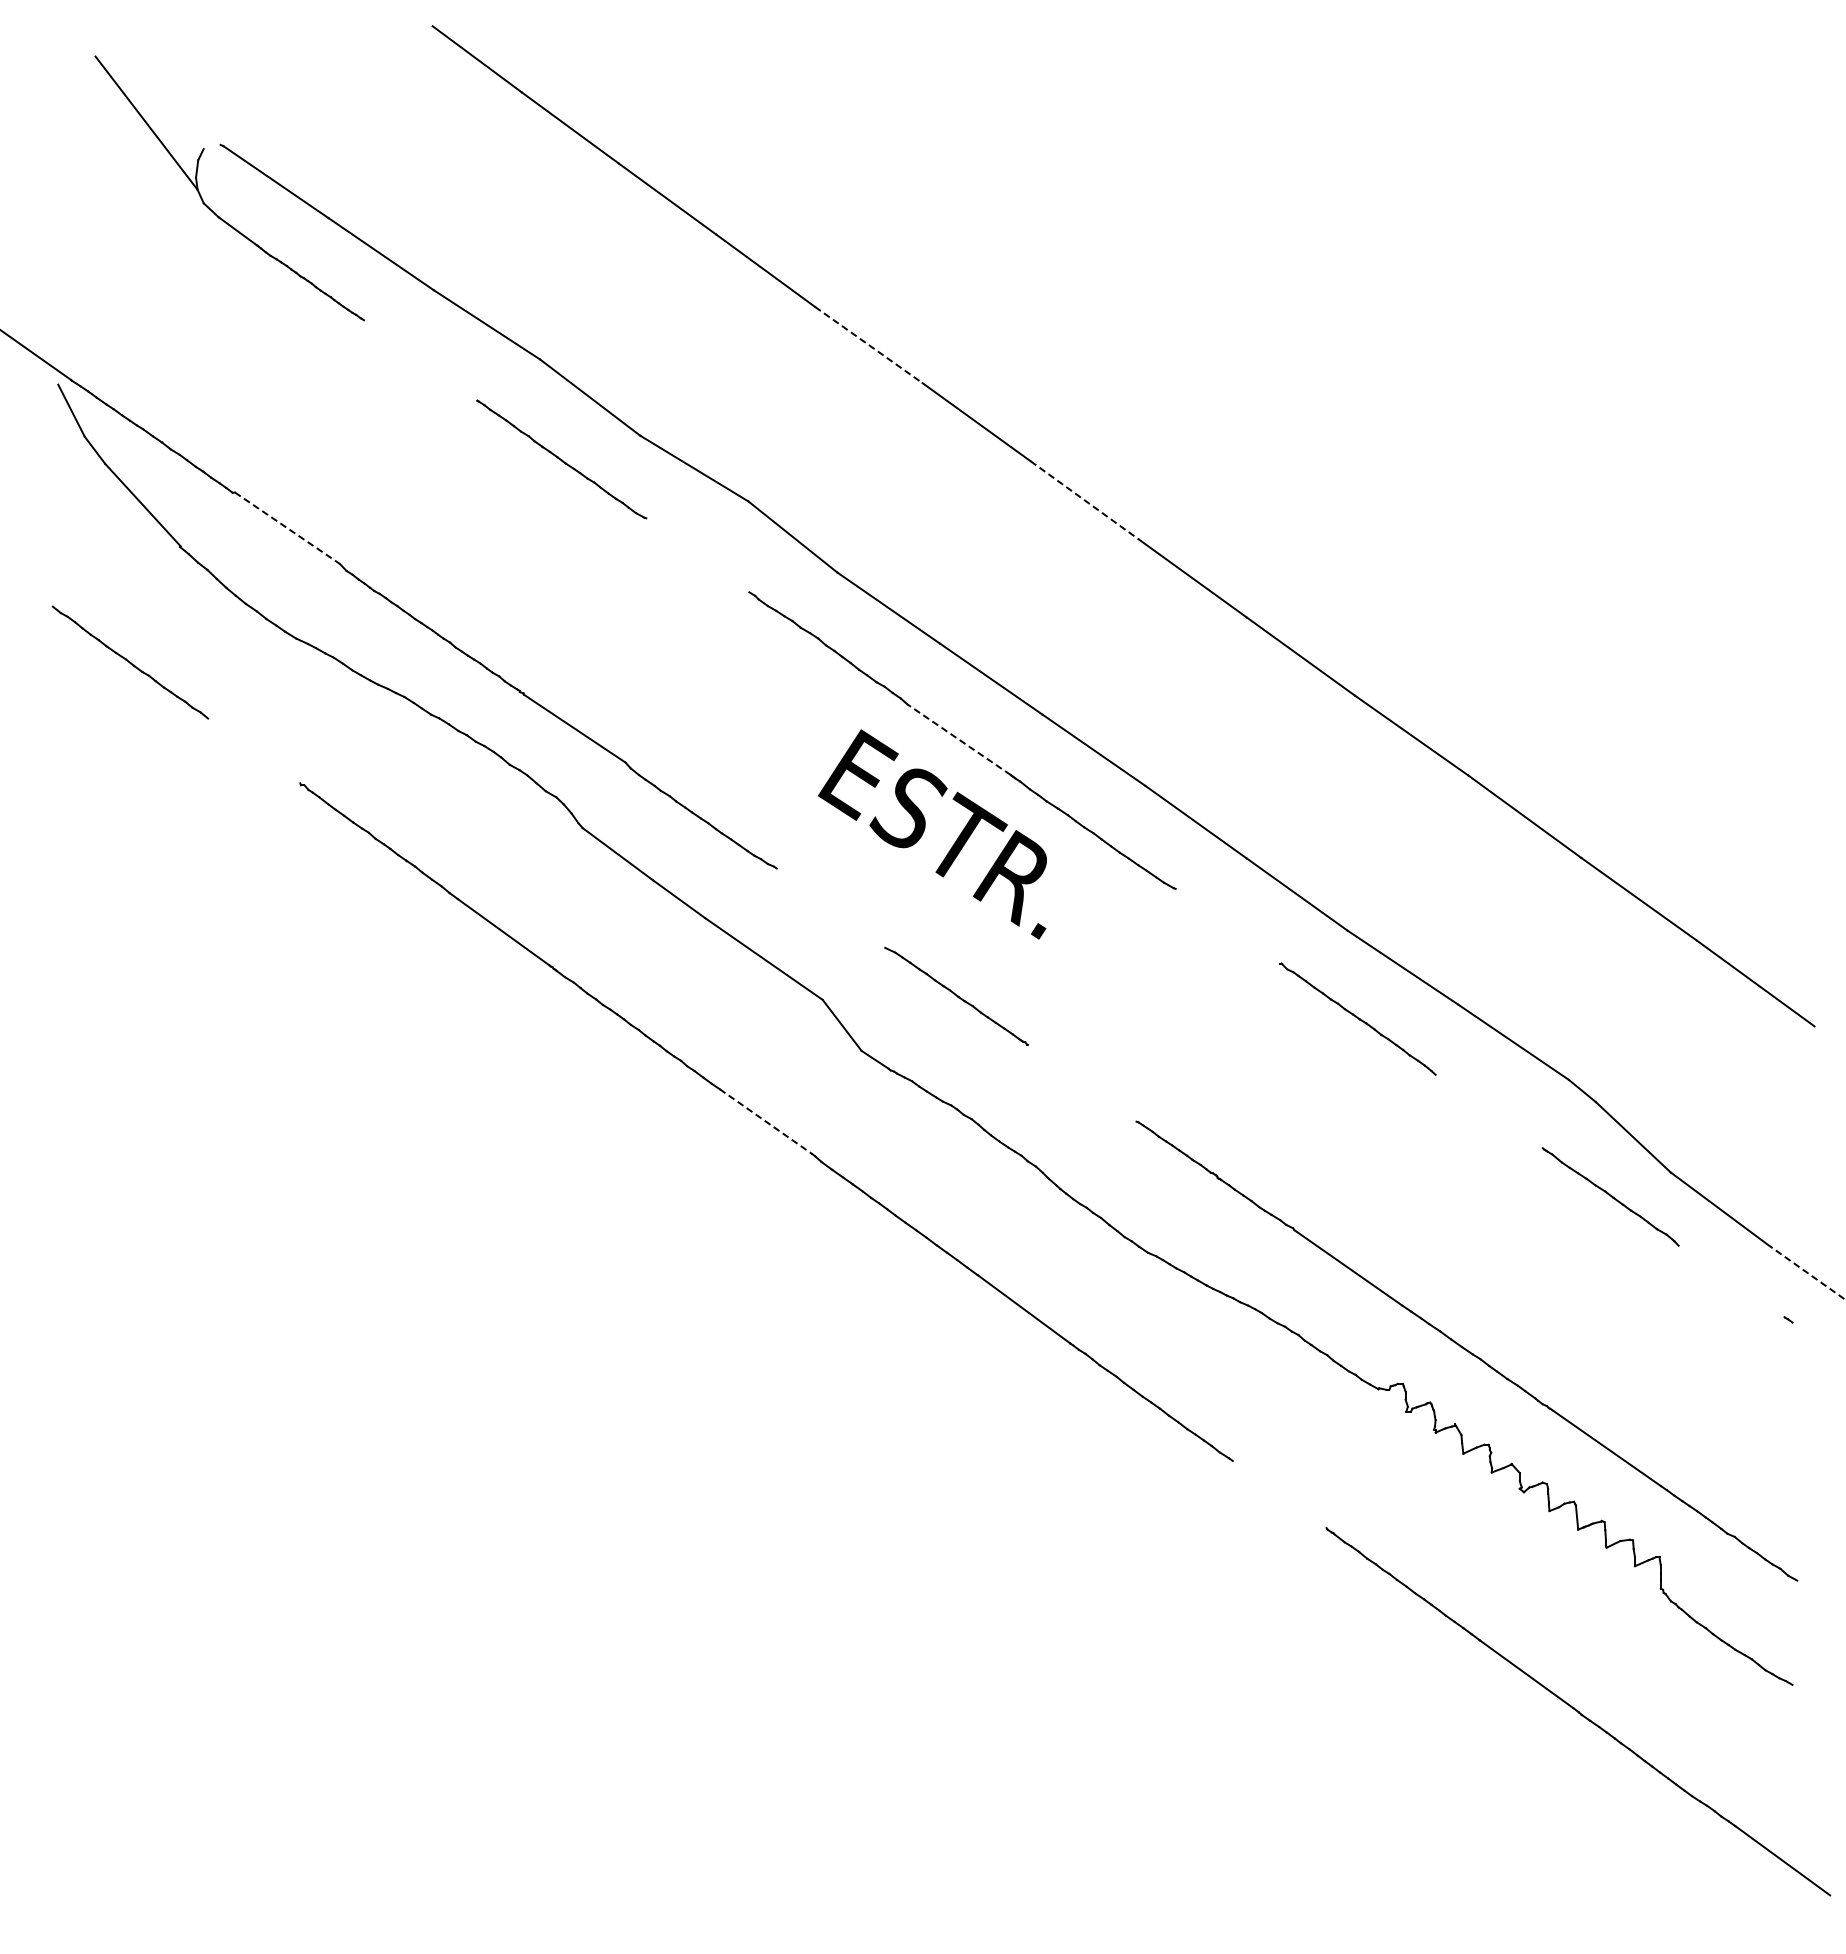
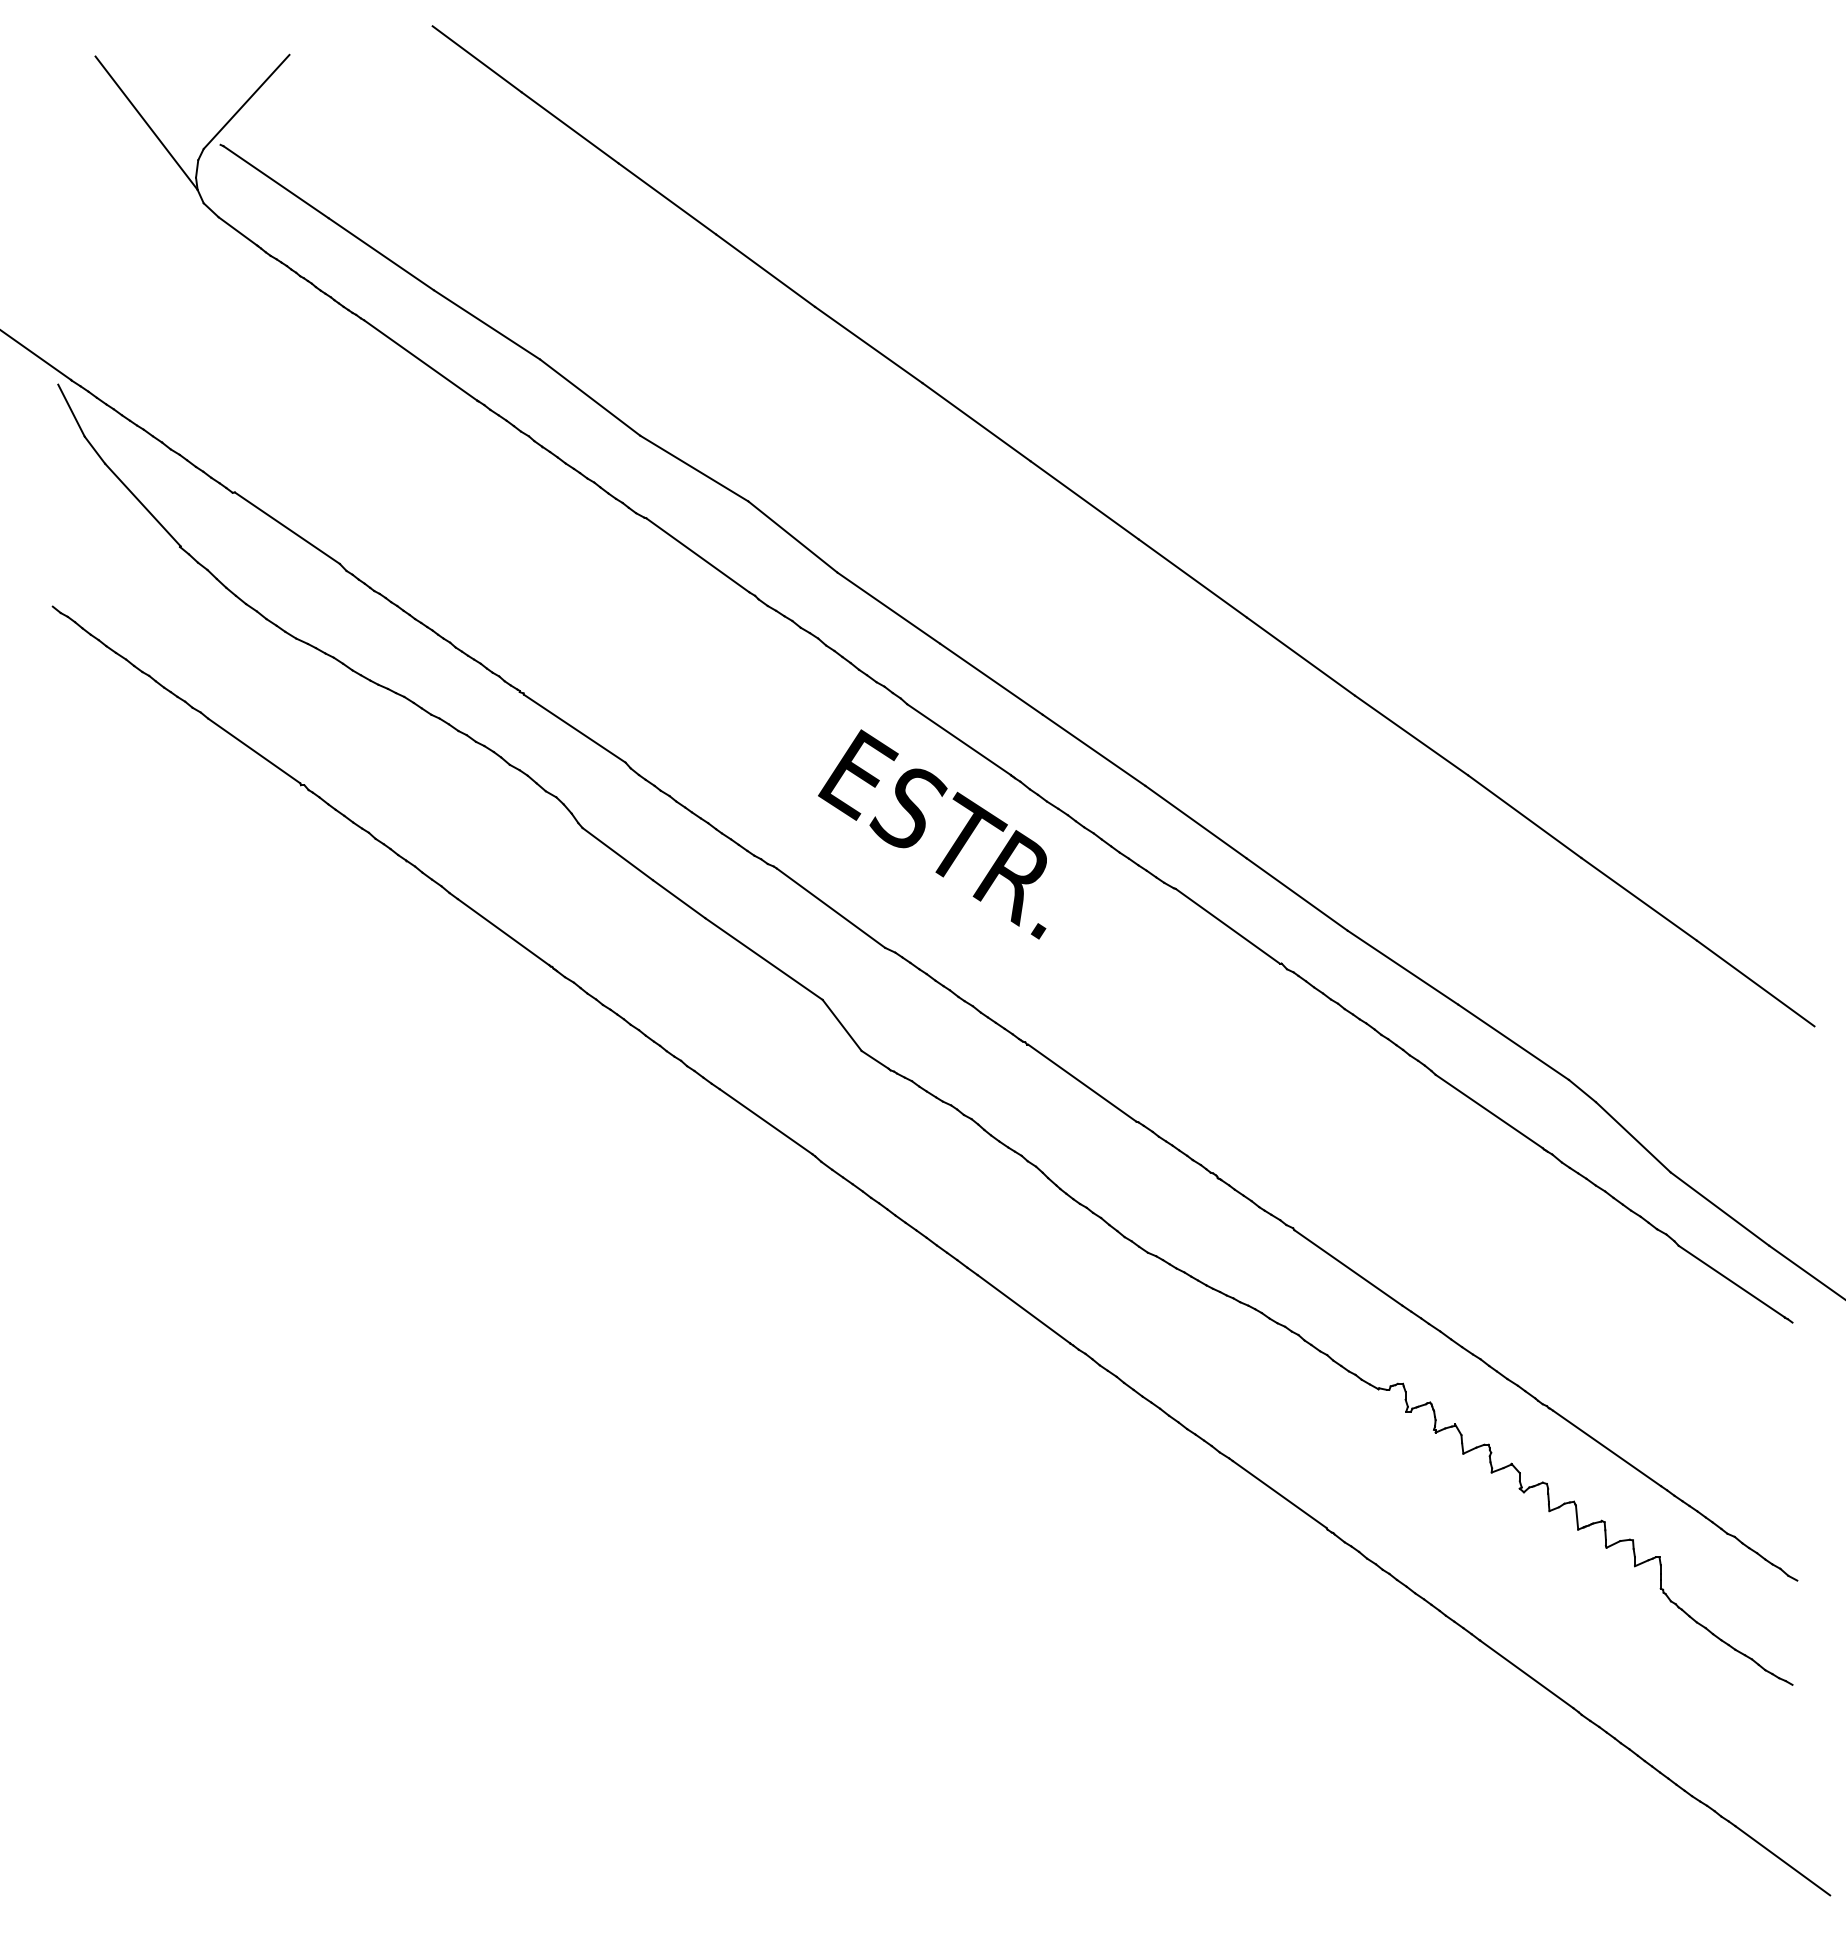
line: none -> present (246, 101)
line: dashed -> solid (868, 345)
line: none -> present (420, 360)
line: dashed -> solid (1084, 500)
line: dashed -> solid (287, 528)
line: none -> present (697, 555)
line: dashed -> solid (959, 739)
line: none -> present (254, 750)
line: none -> present (830, 907)
line: none -> present (1227, 925)
line: none -> present (1082, 1082)
line: none -> present (1488, 1111)
line: dashed -> solid (766, 1121)
line: dashed -> solid (1807, 1272)
line: none -> present (1731, 1281)
line: none -> present (1279, 1494)
